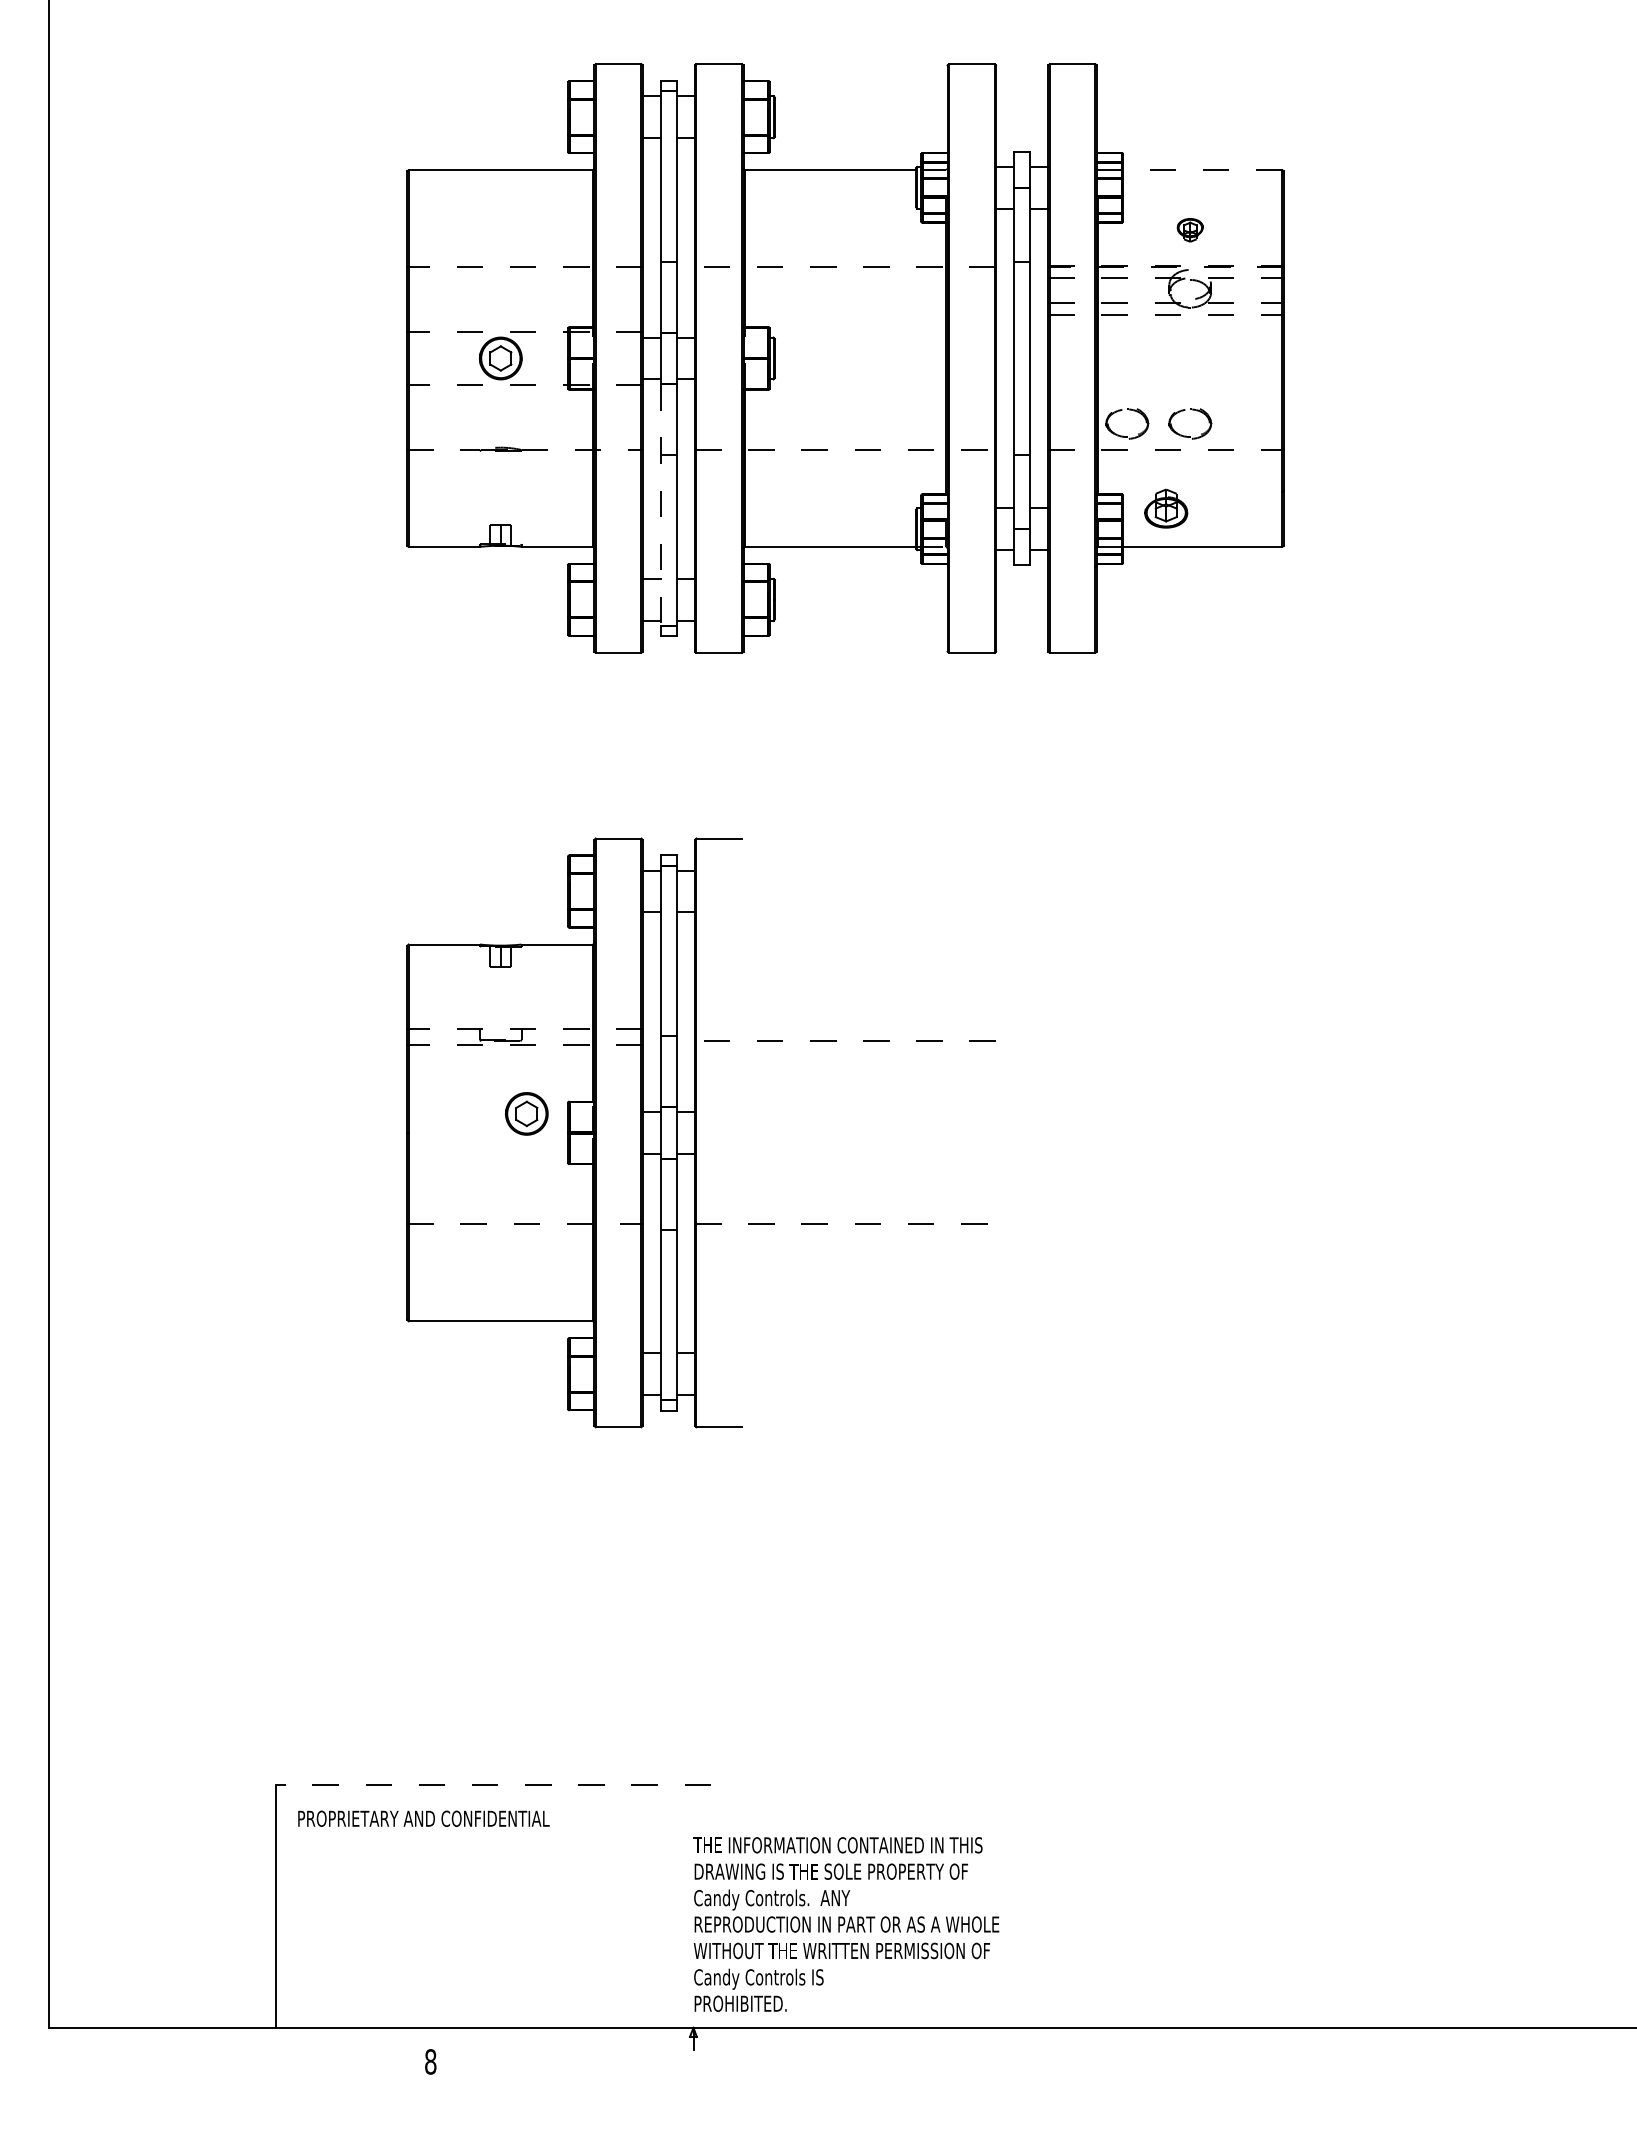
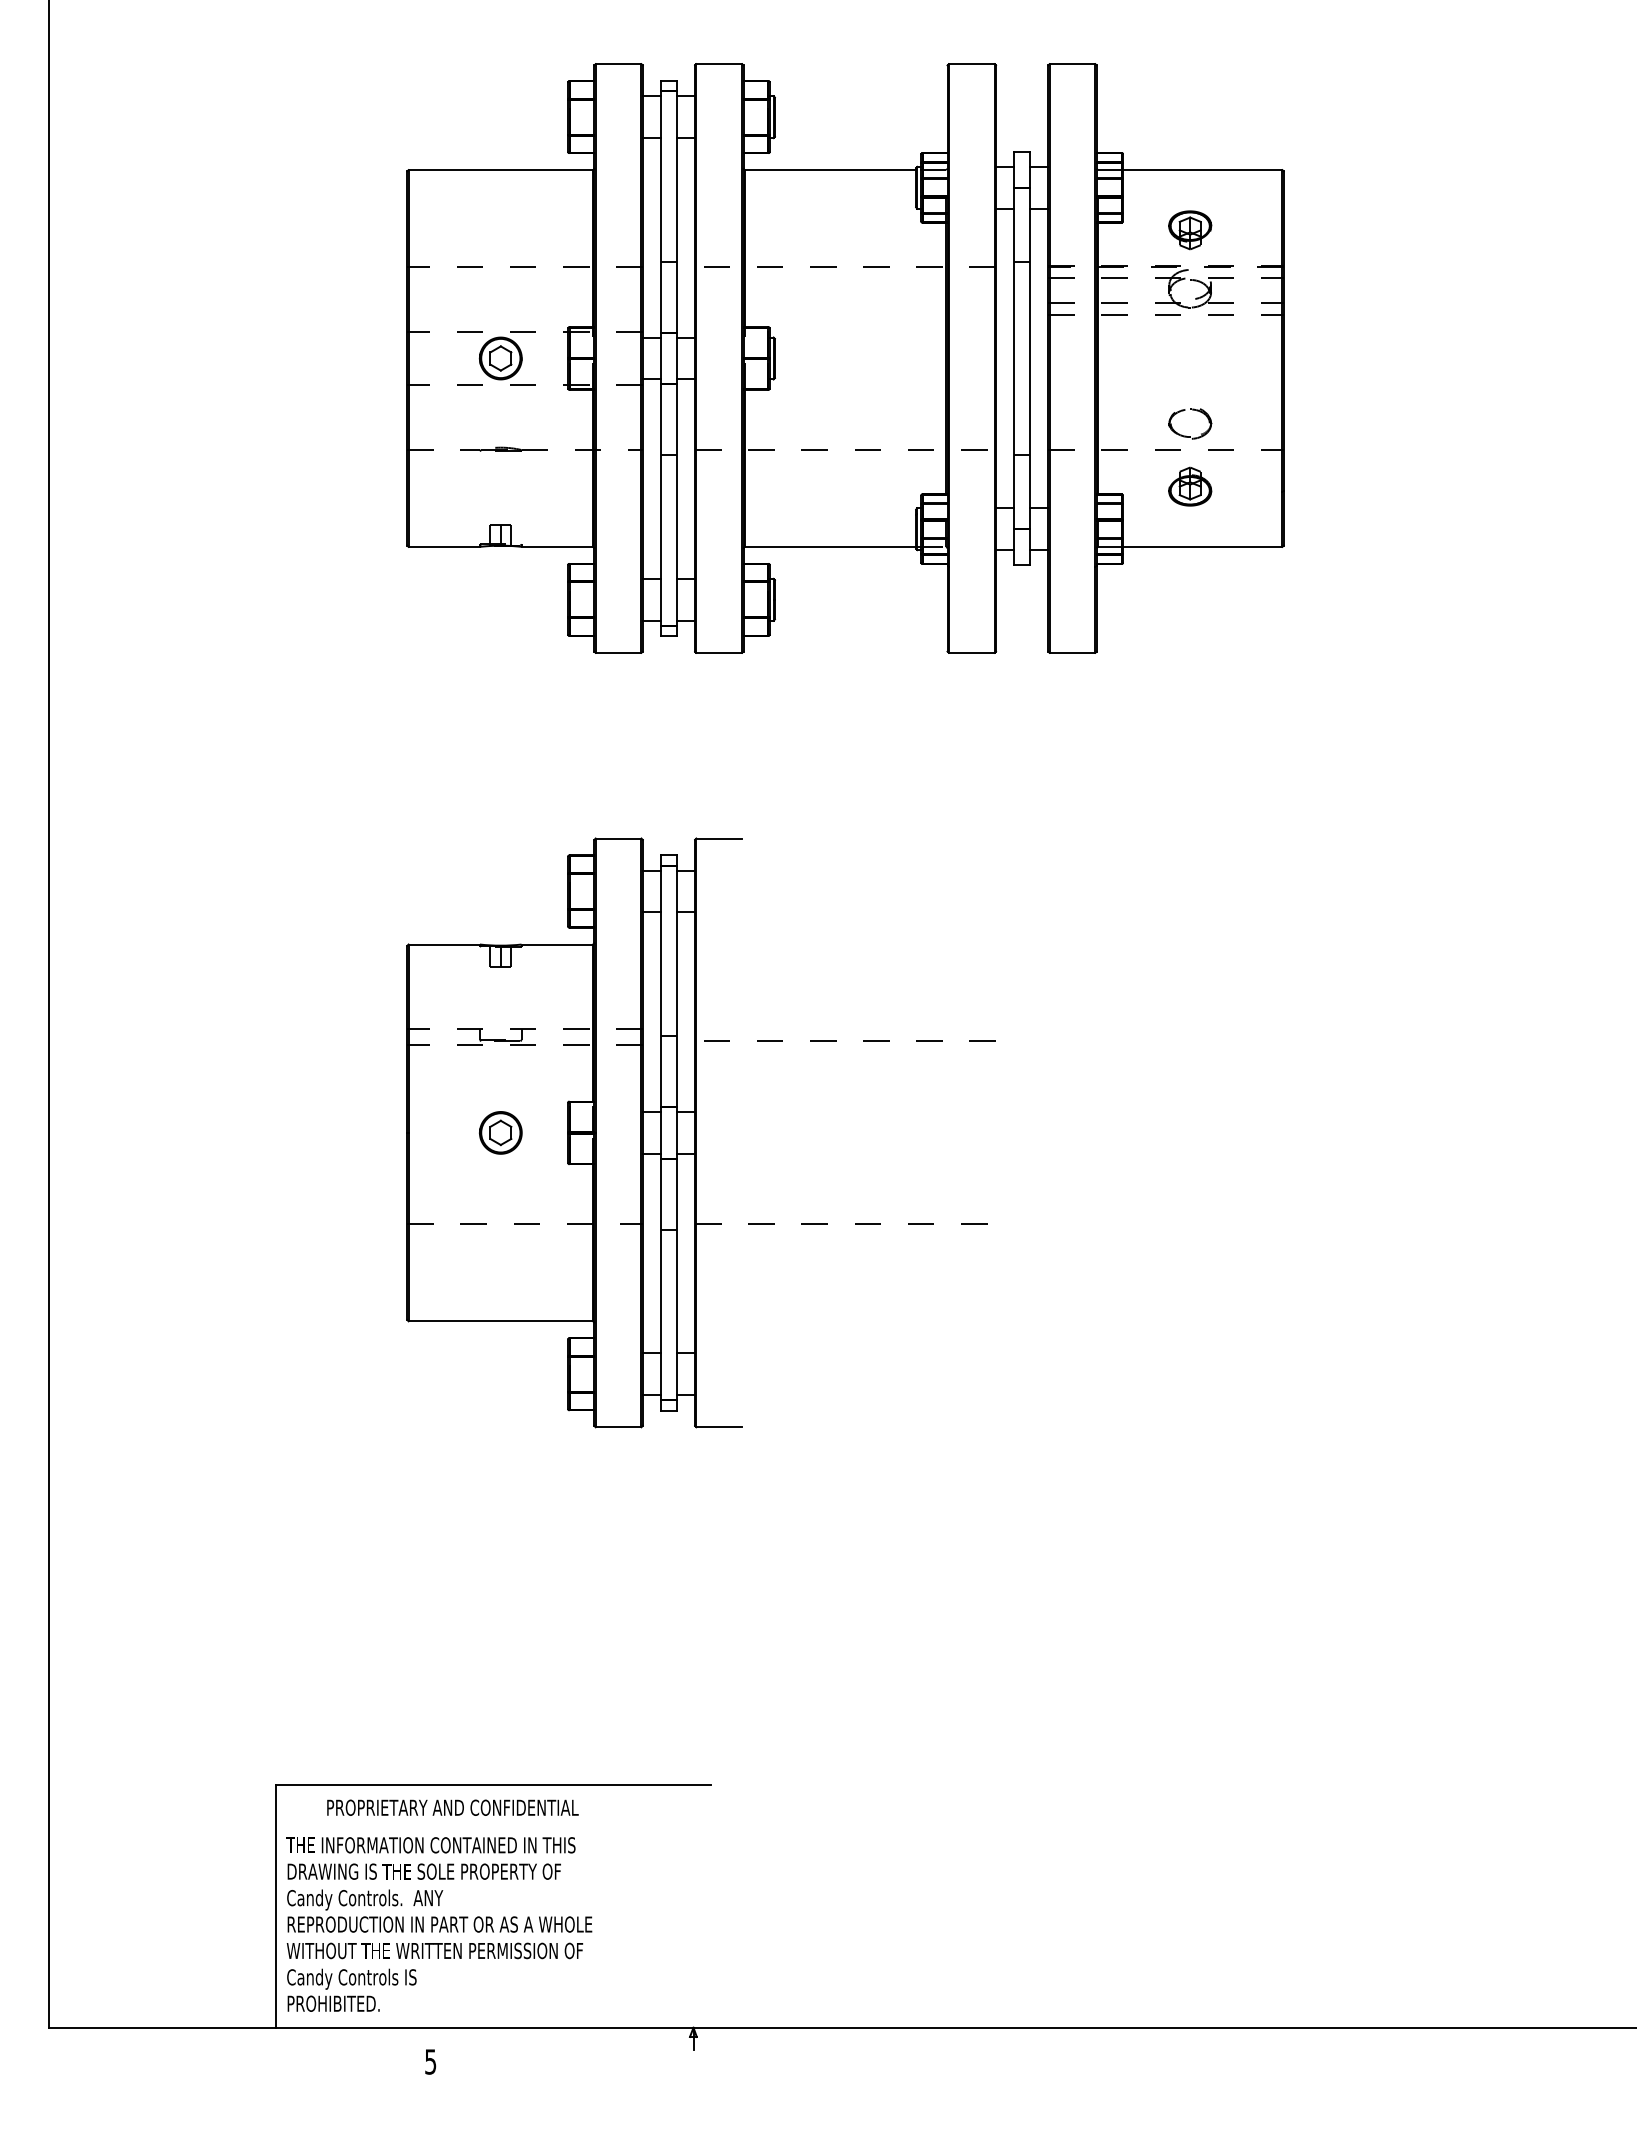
line: dashed -> solid (1202, 170)
part size: 28x25 px -> 45x41 px (1190, 230)
part: present -> none (1123, 435)
line: dashed -> solid (661, 504)
part position: (1166, 508) -> (1190, 486) (1190, 486)
part position: (526, 1113) -> (500, 1132) (500, 1132)
line: dashed -> solid (493, 1784)
text position: (423, 1818) -> (452, 1807) (452, 1807)
text position: (846, 1924) -> (439, 1924) (439, 1924)
text: 8 -> 5 (430, 2061)
